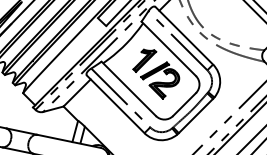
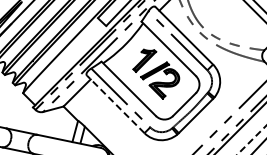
line: solid -> dashed (115, 104)
line: solid -> dashed (251, 140)
